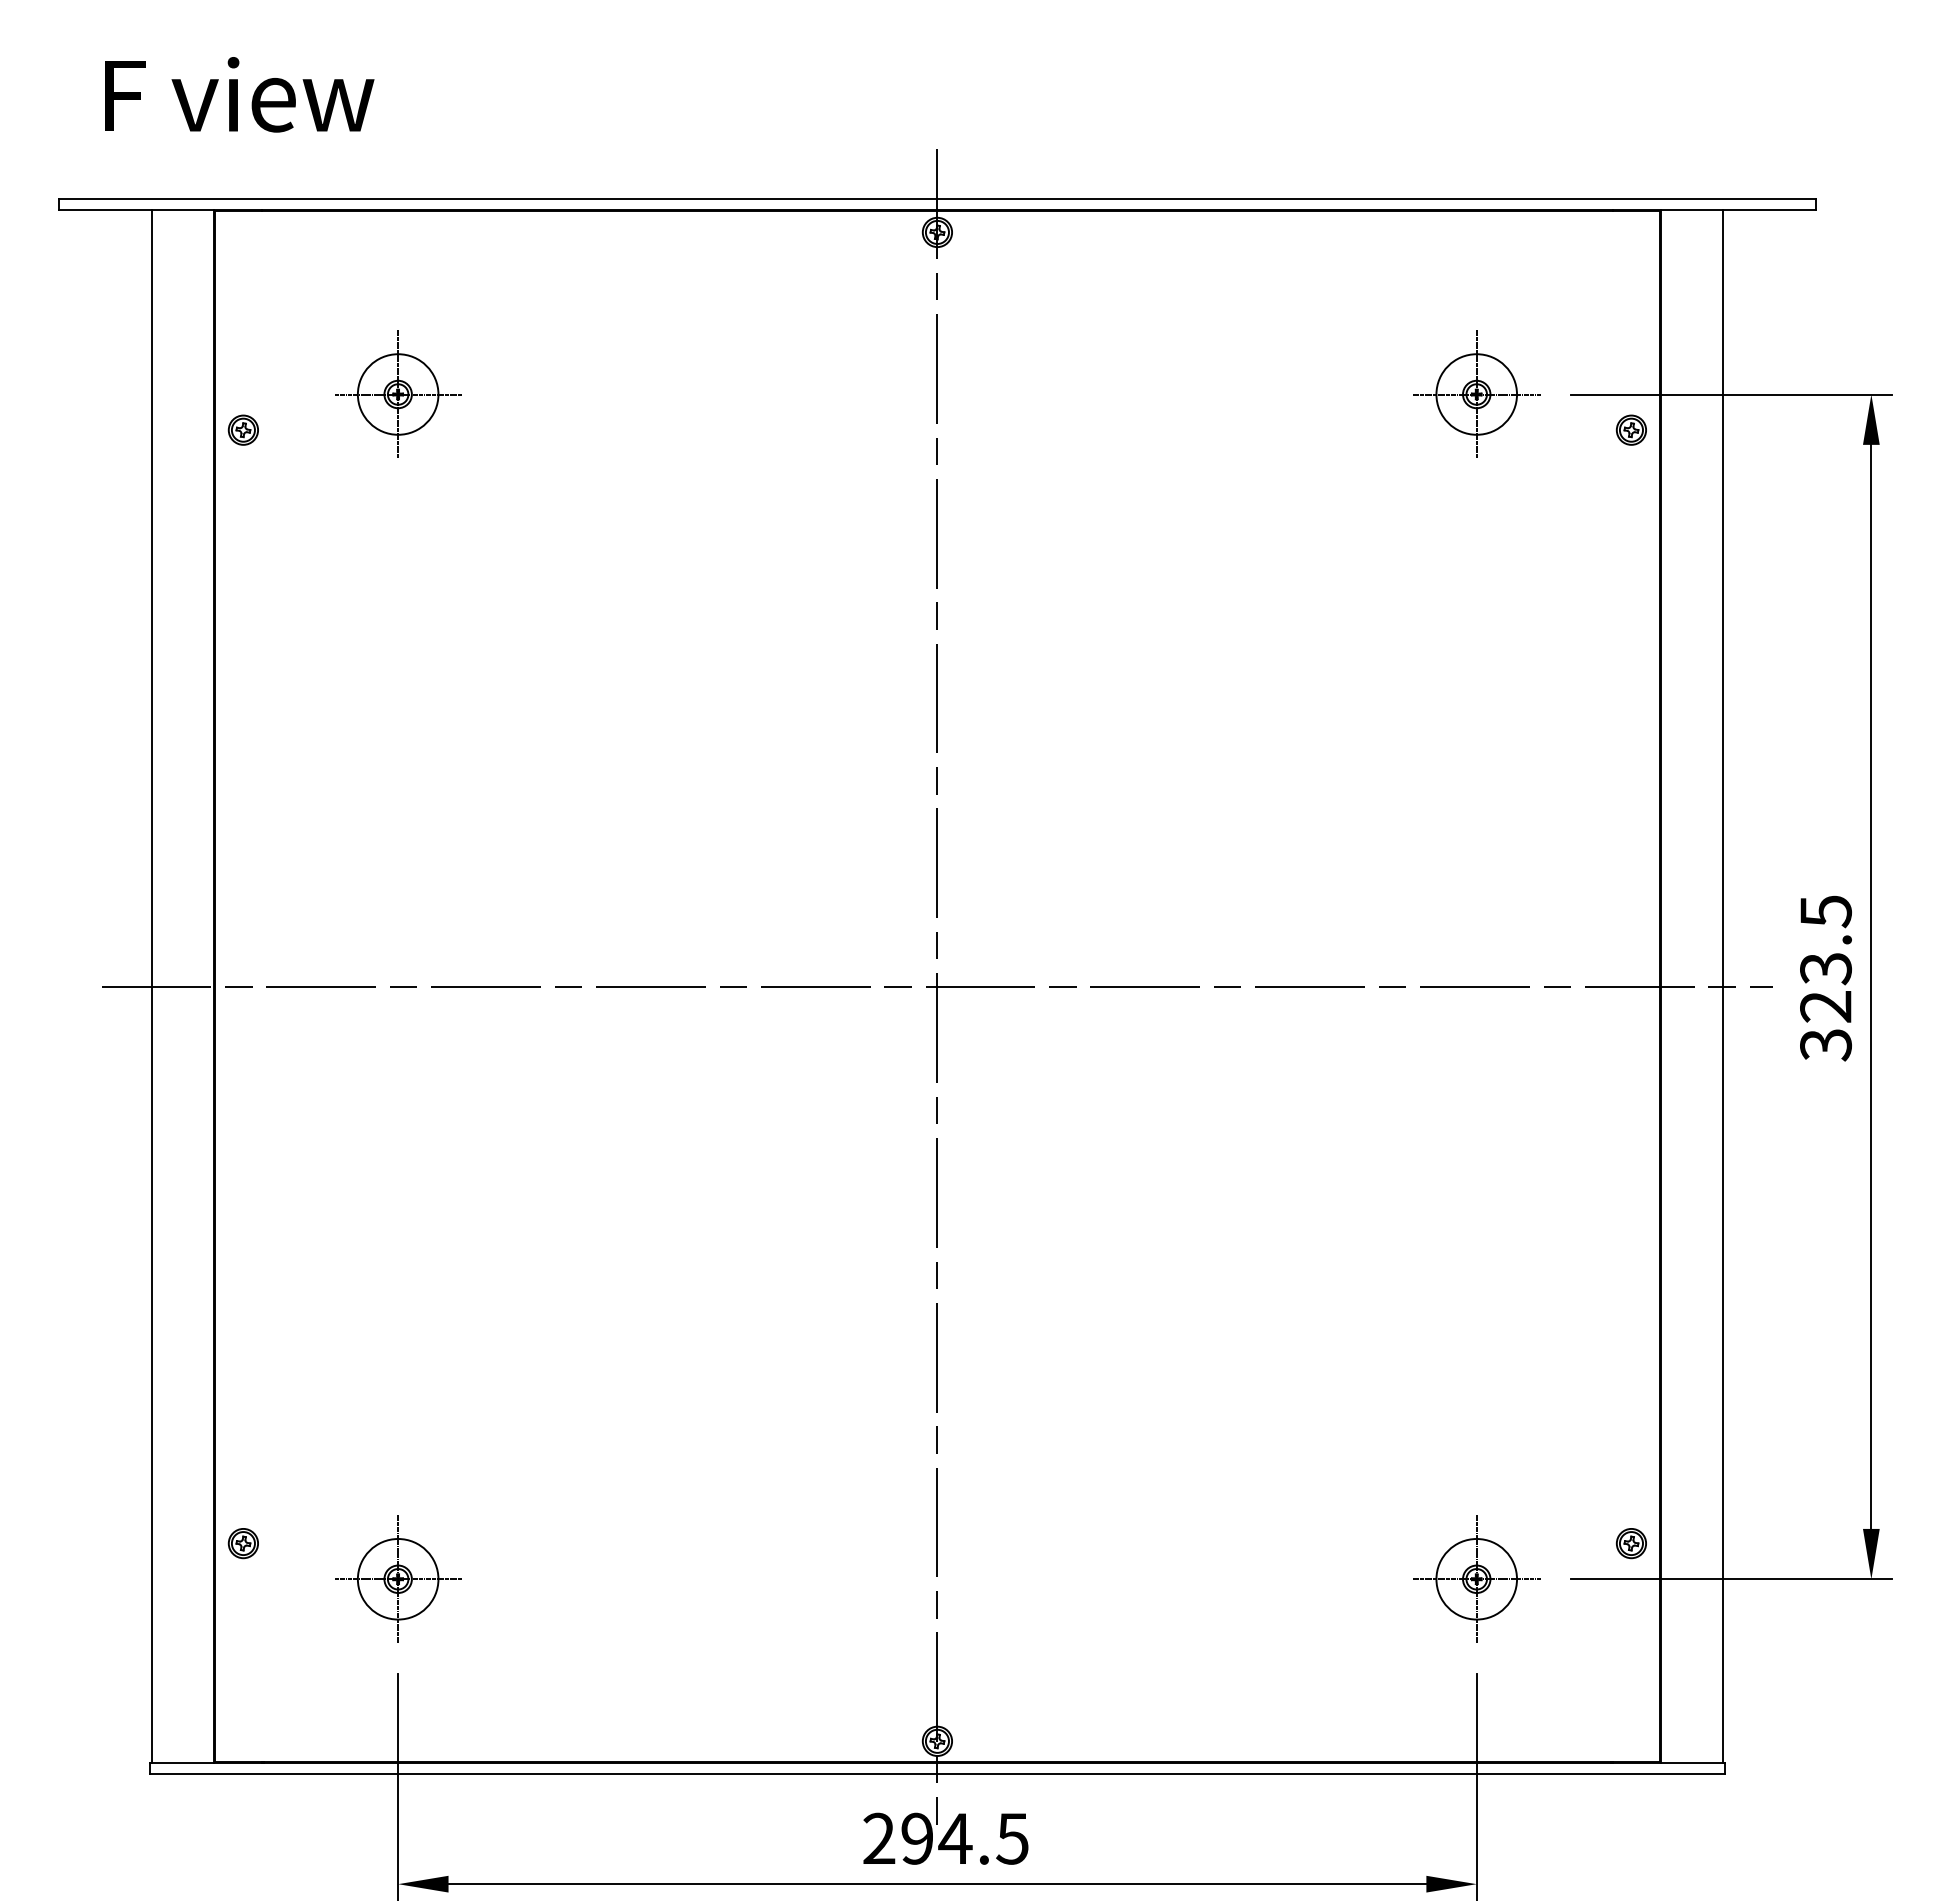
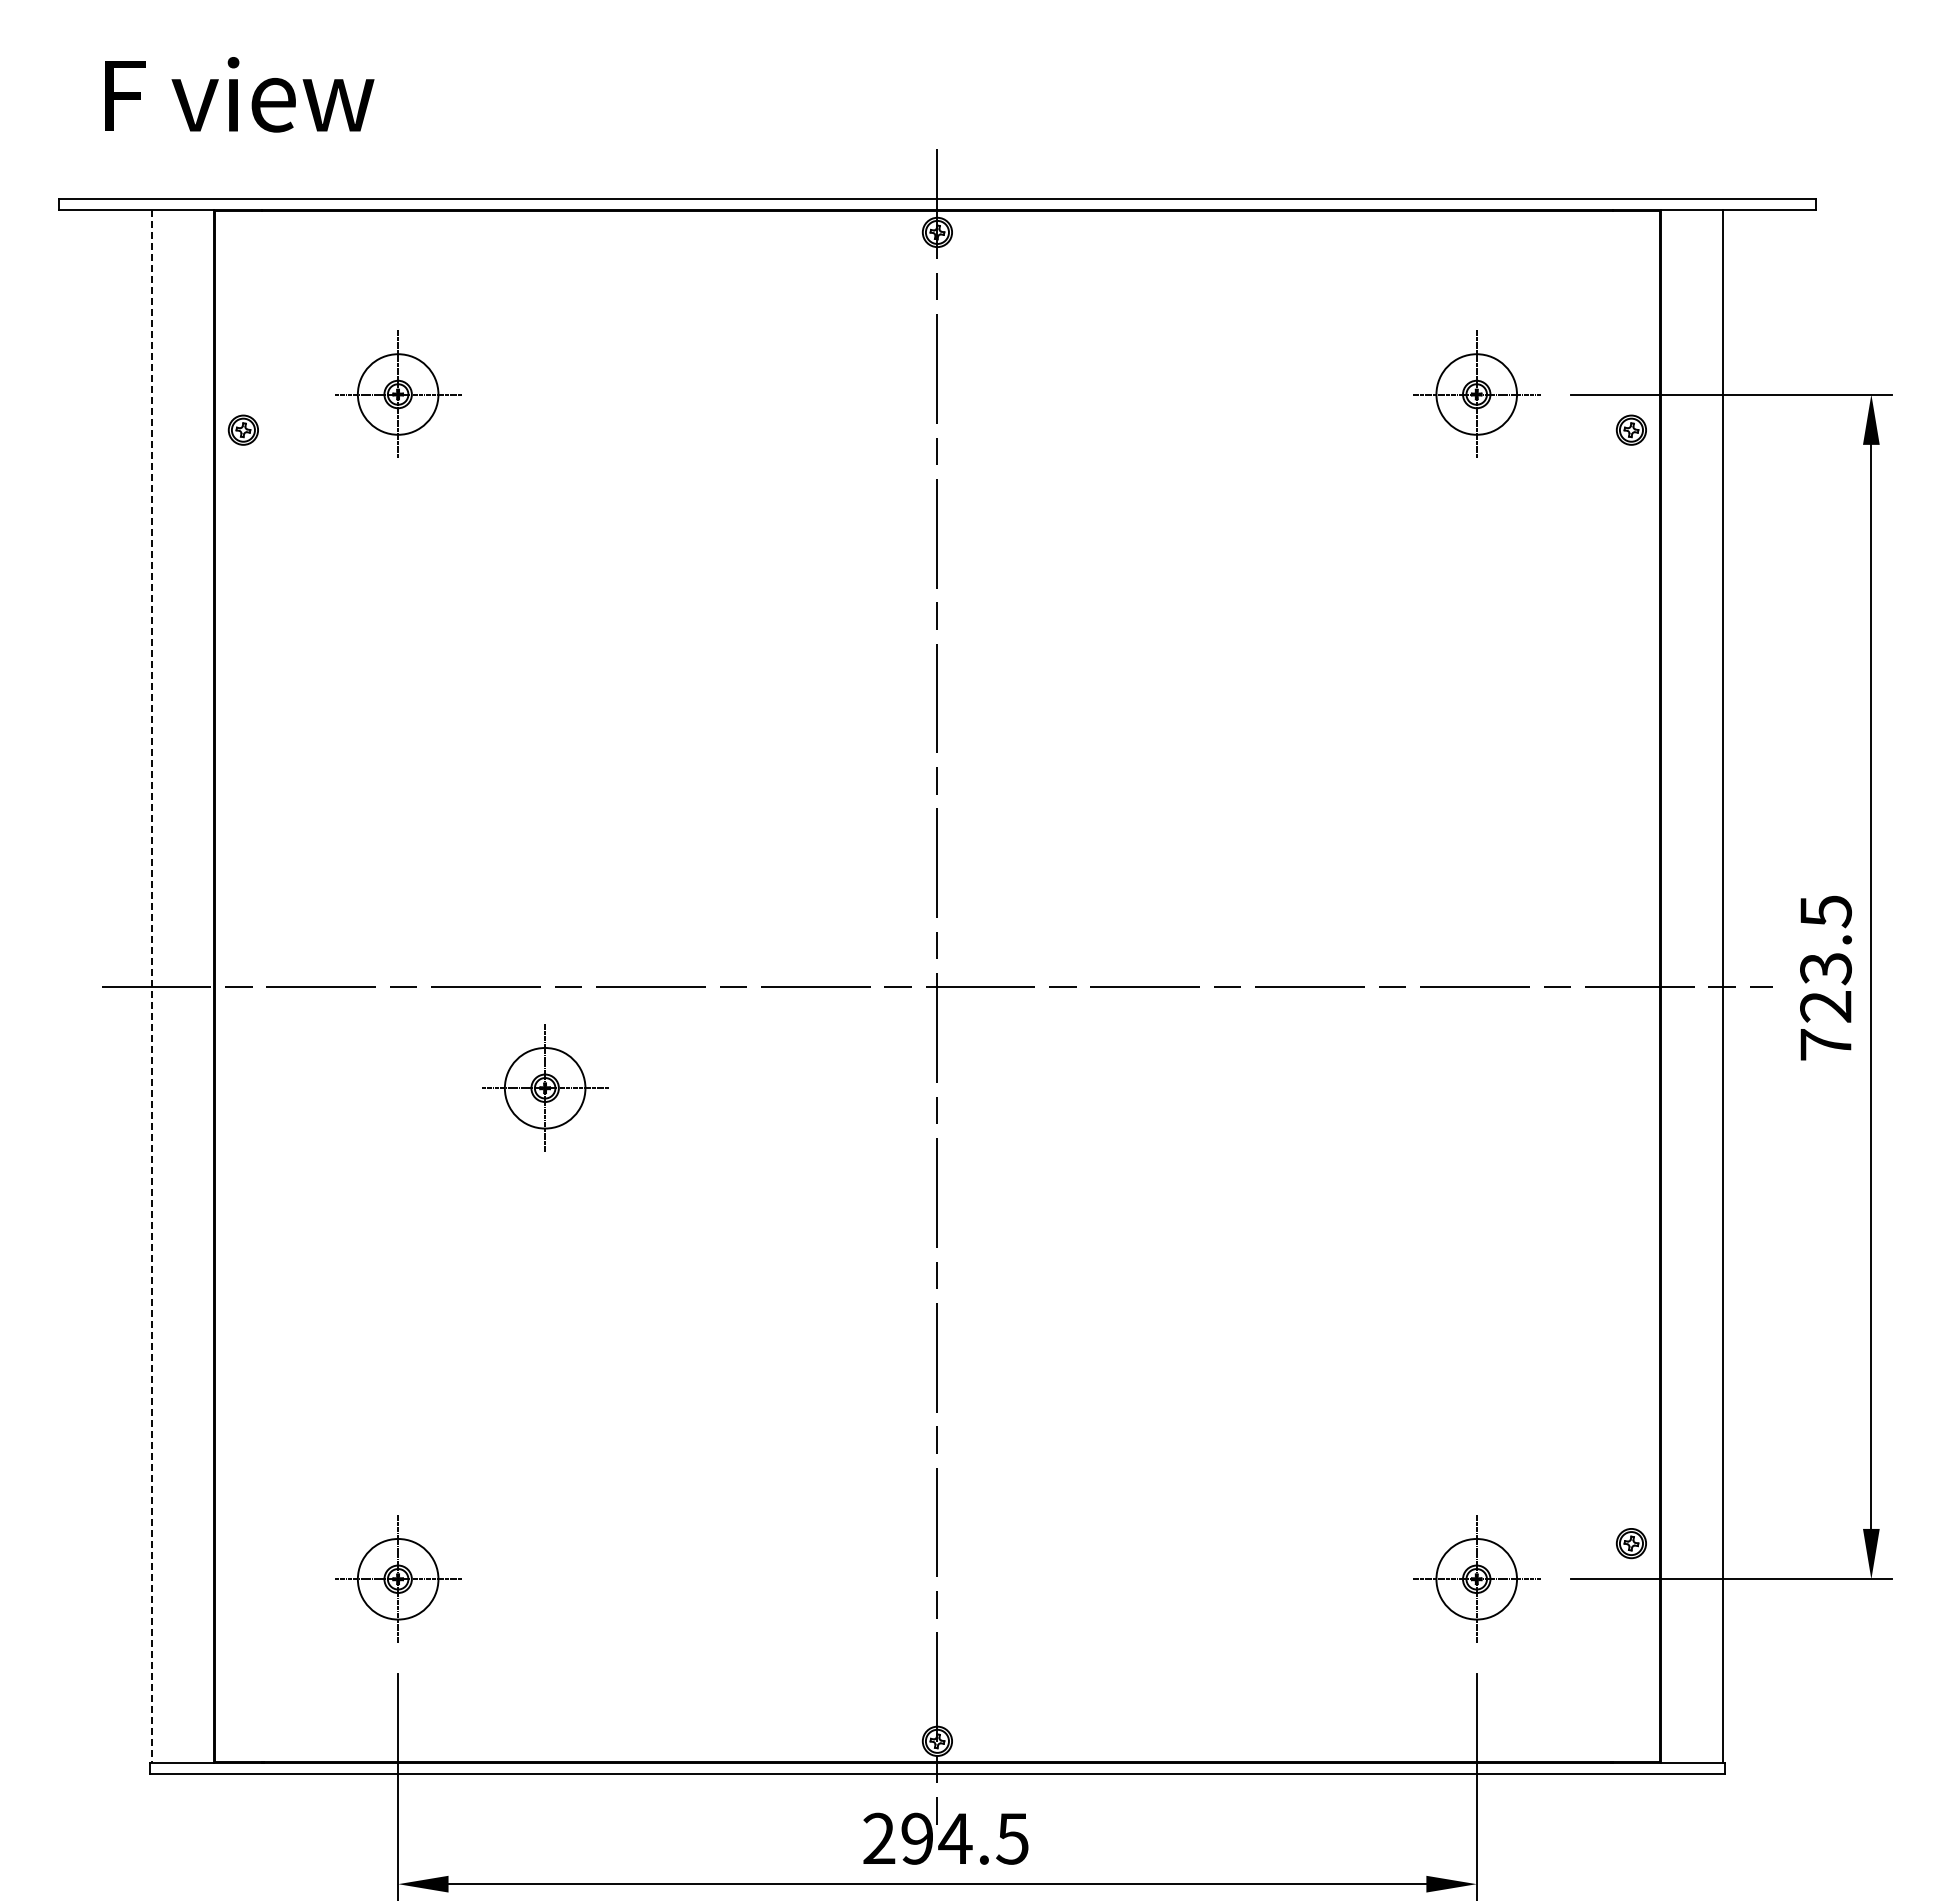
line: solid -> dashed (151, 987)
text: 323.5 -> 723.5 (1825, 1045)
part: none -> present (545, 1087)
part: present -> none (242, 1543)
